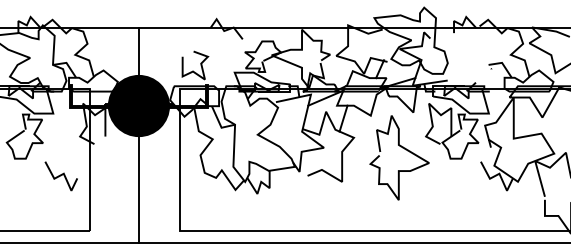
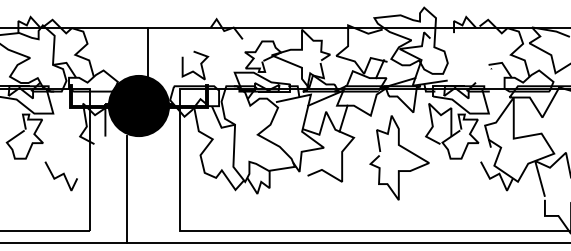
line position: (138, 51) -> (147, 51) (147, 51)
line position: (138, 189) -> (126, 189) (126, 189)
